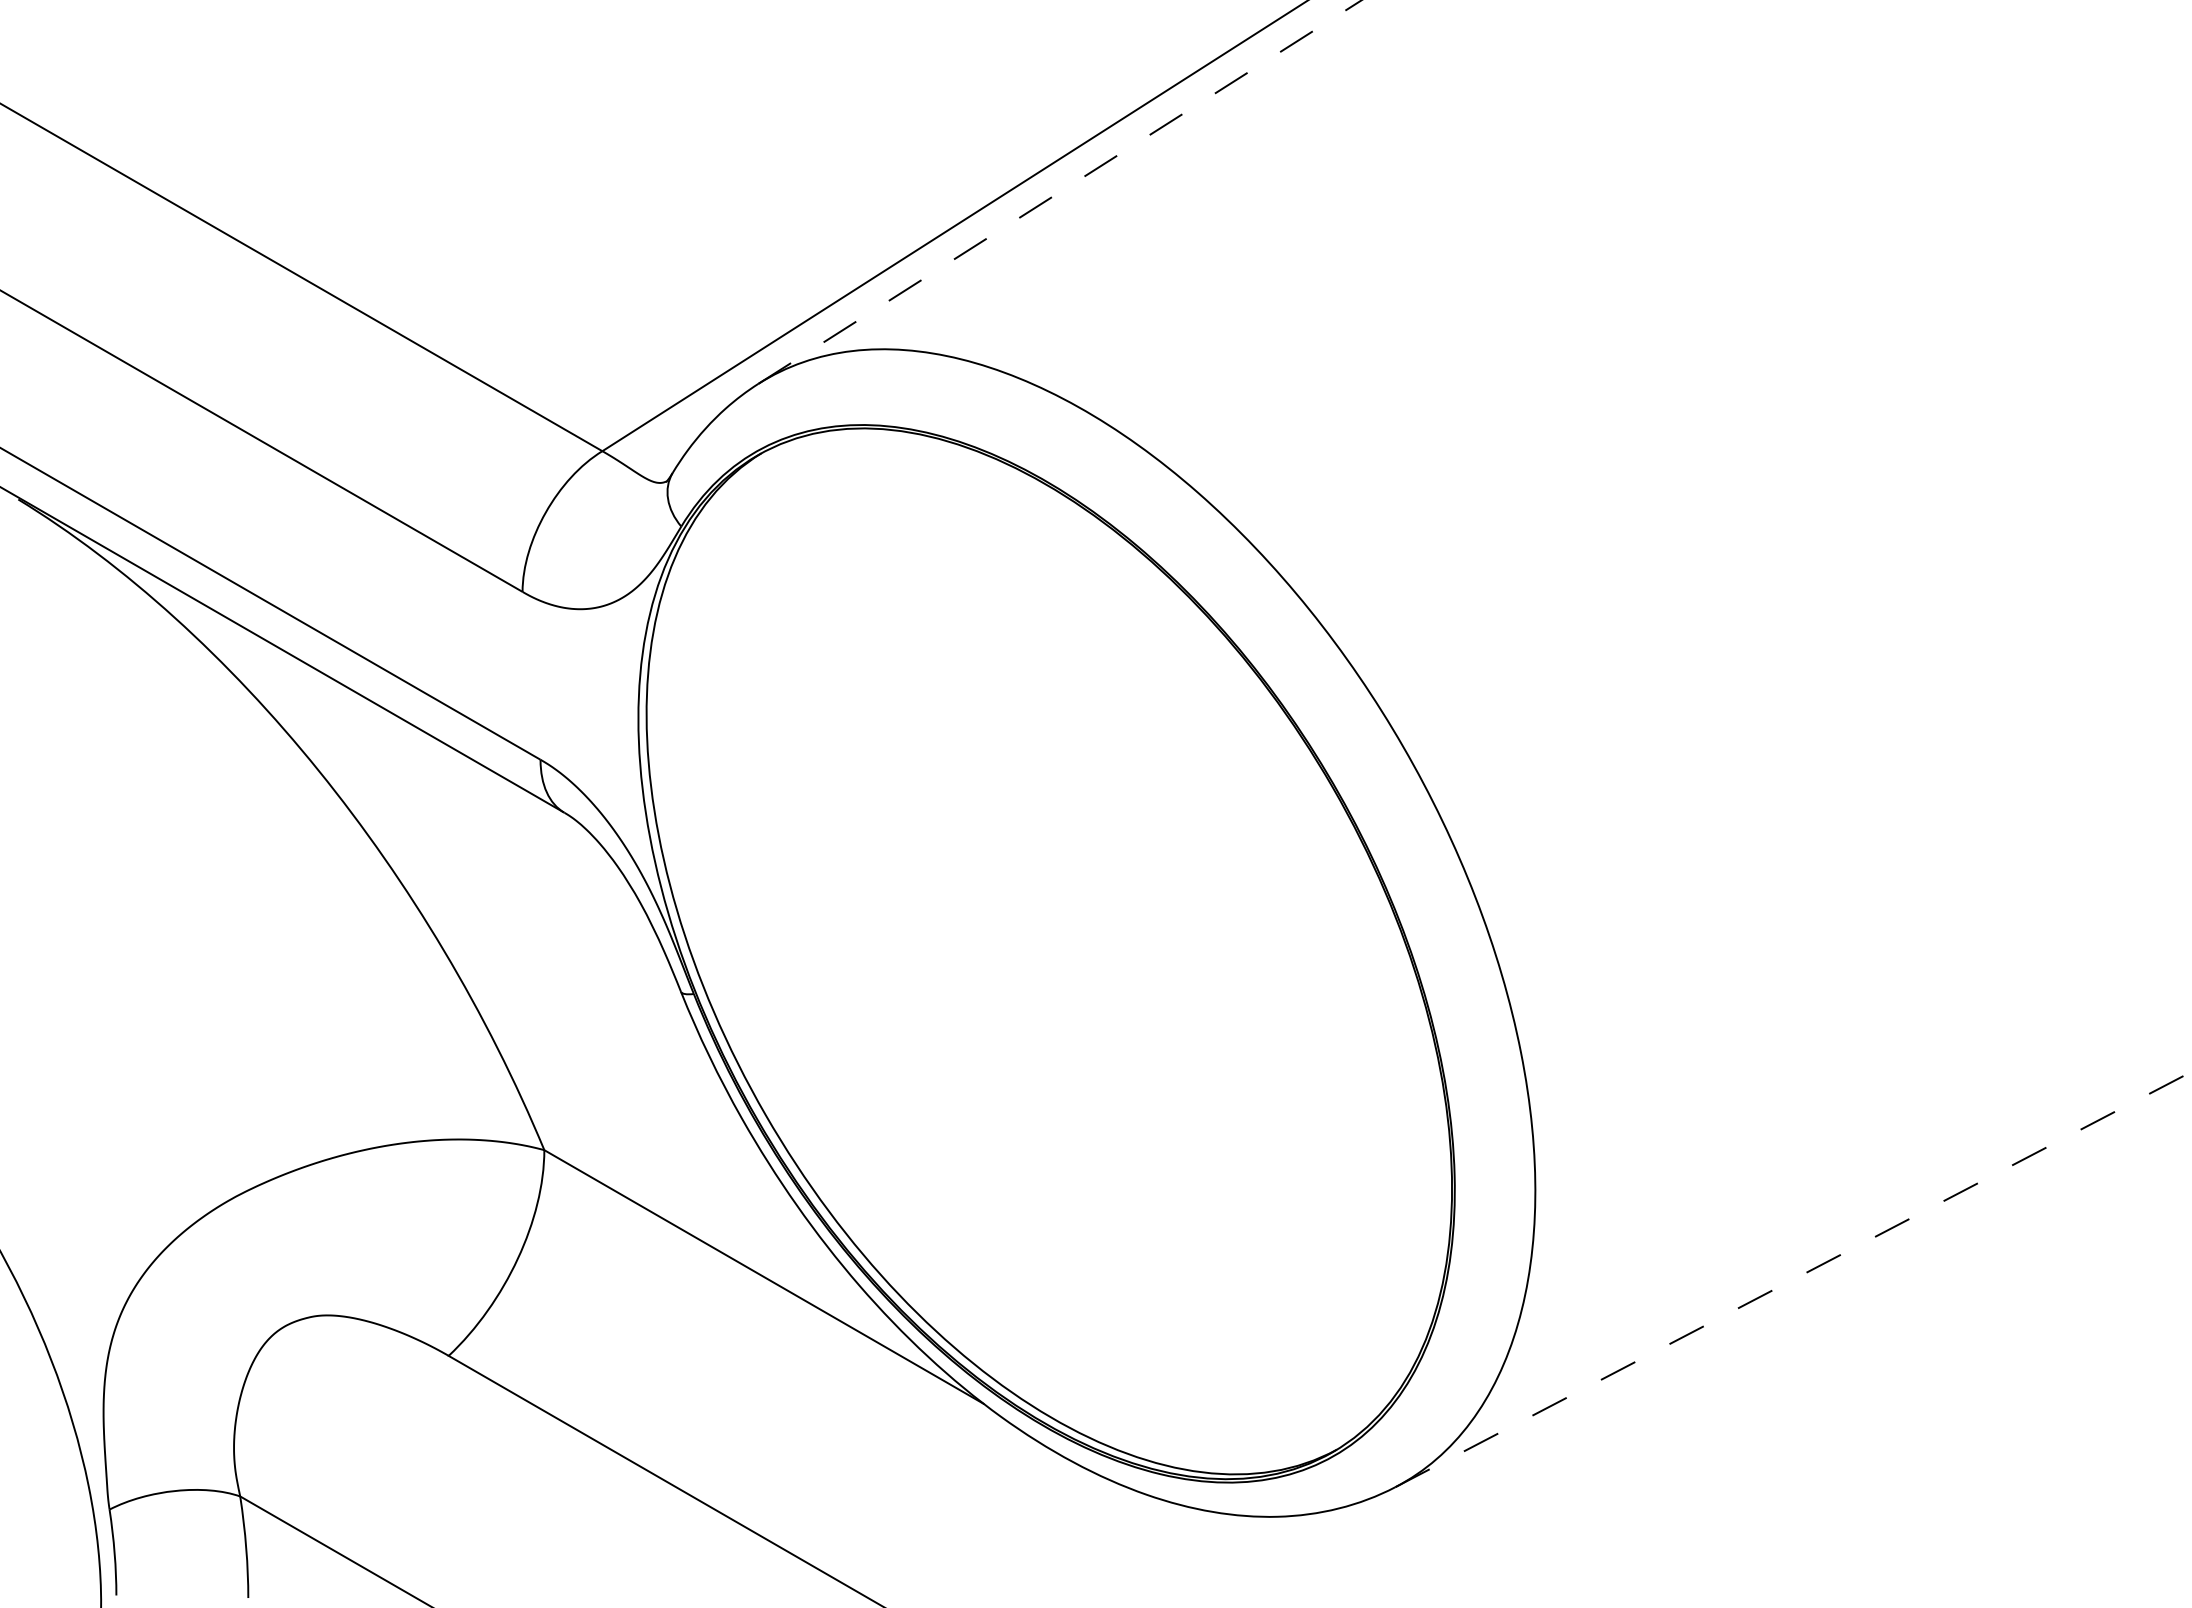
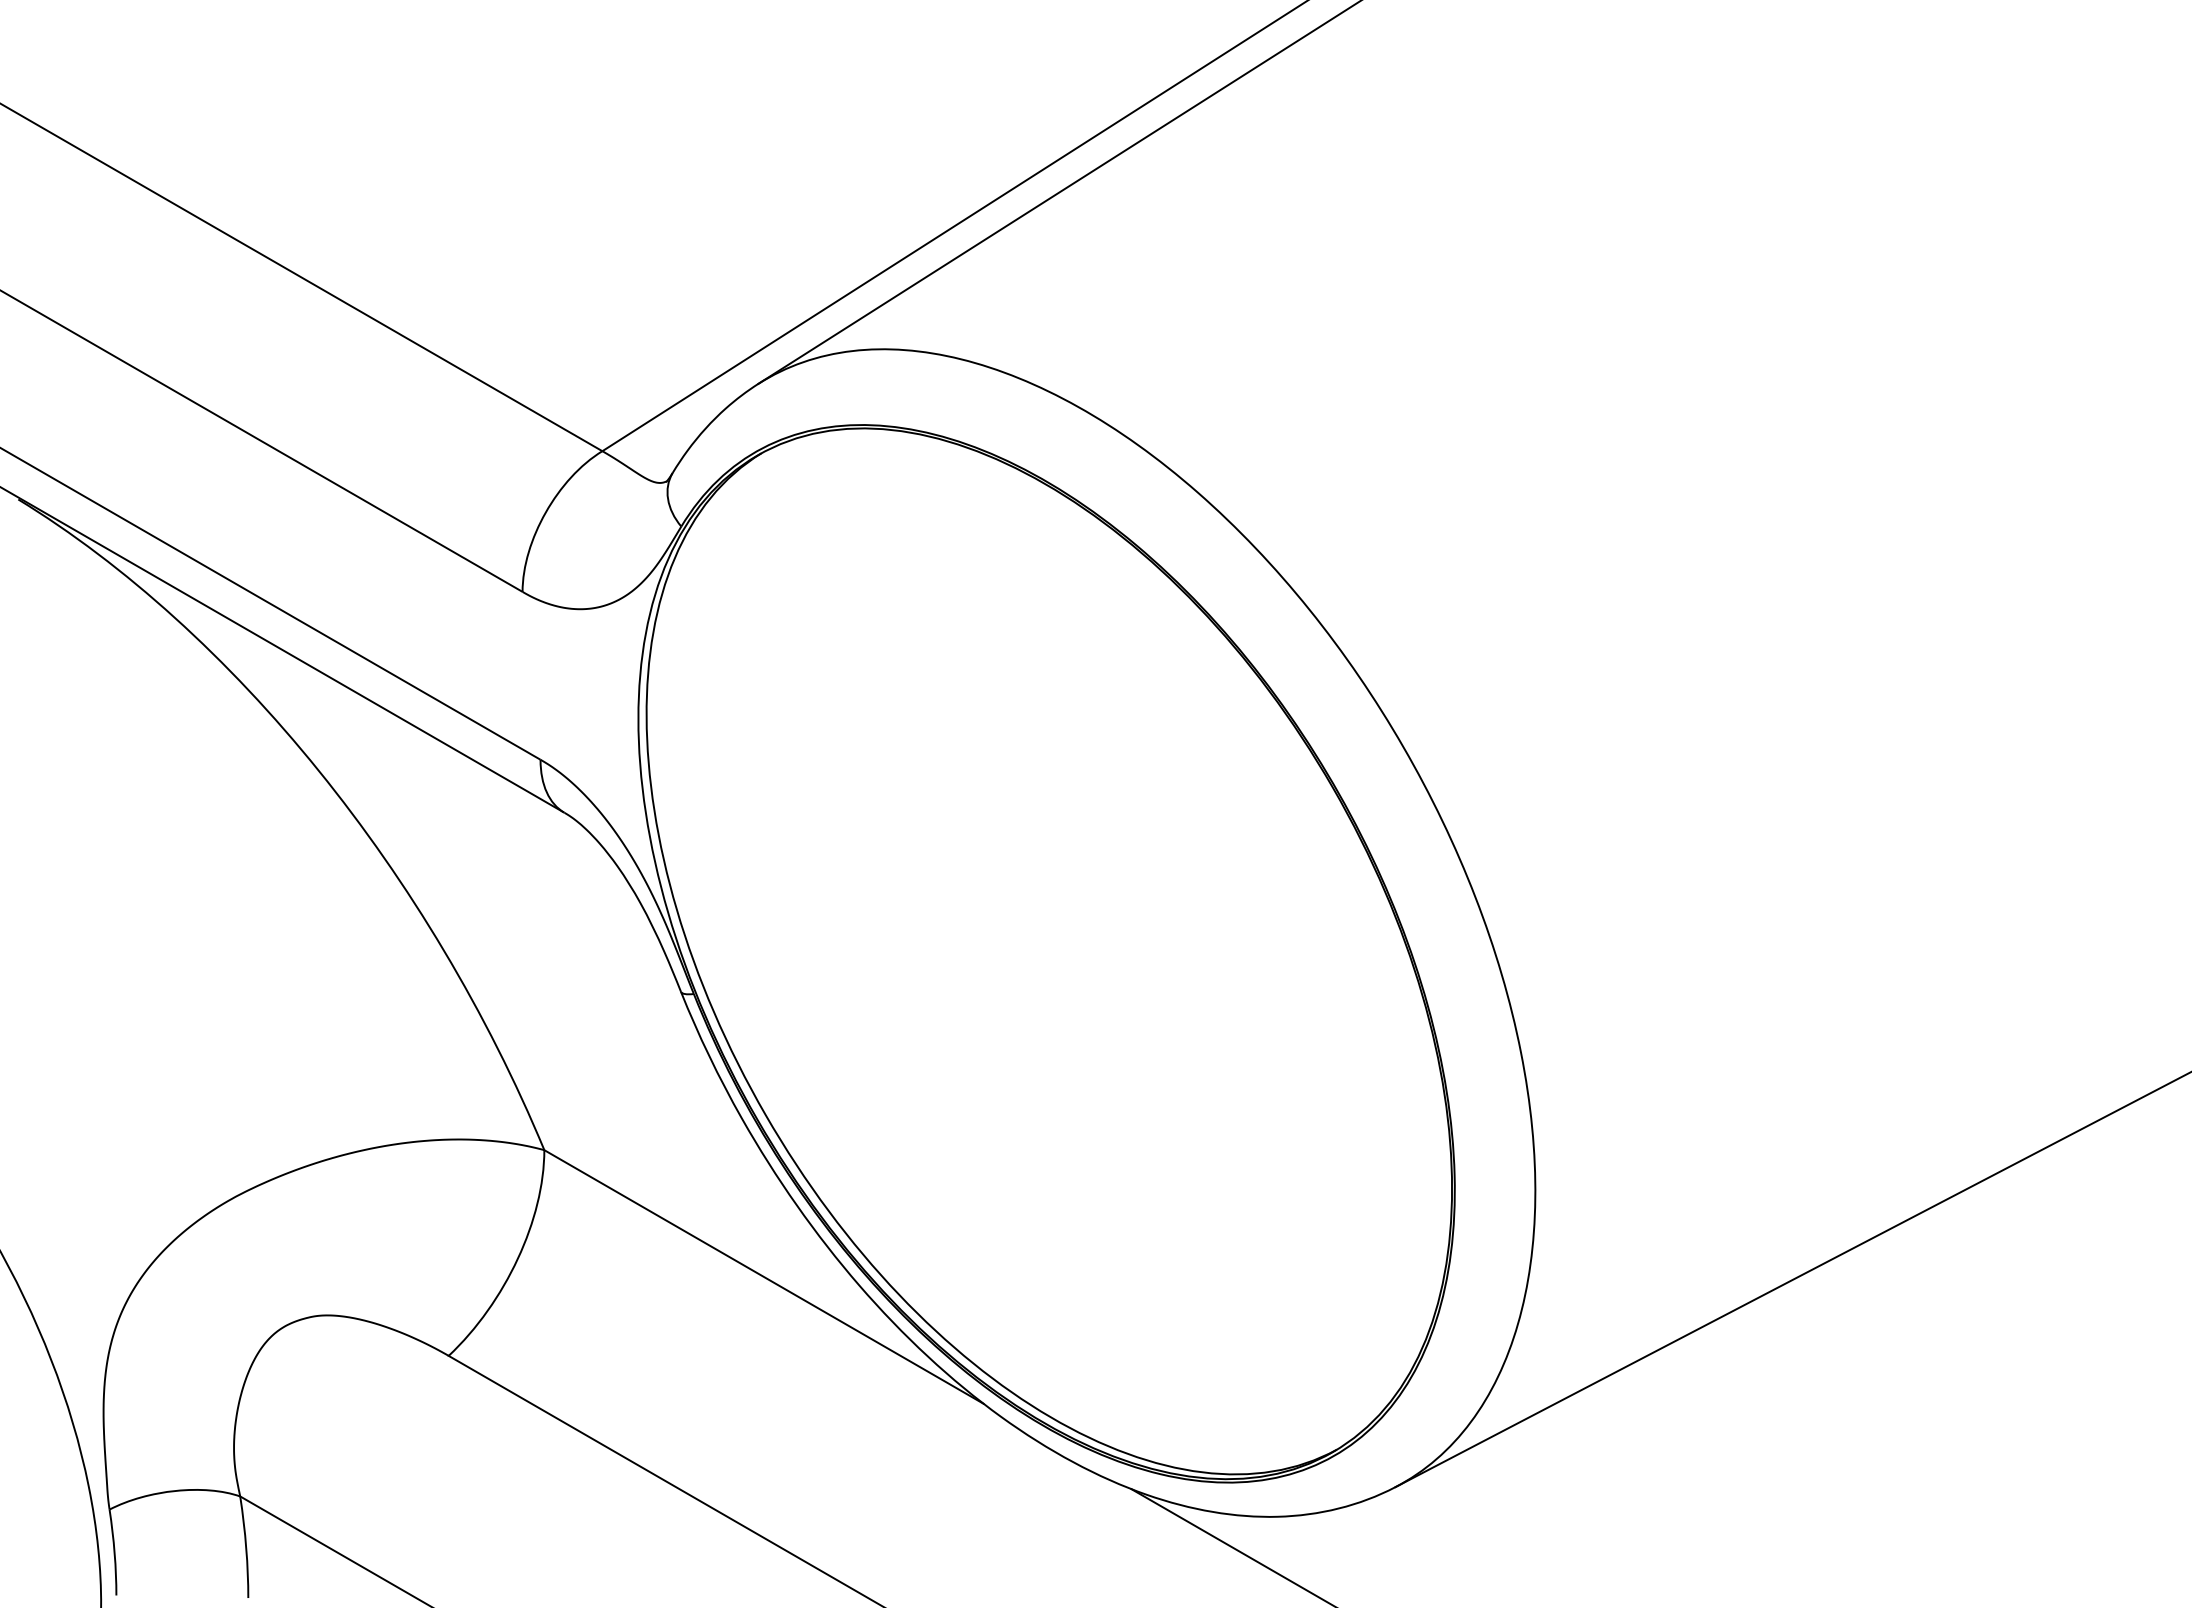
line: dashed -> solid (1060, 191)
line: dashed -> solid (1793, 1279)
line: none -> present (1231, 1546)
